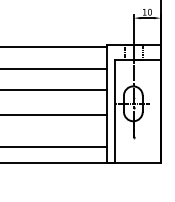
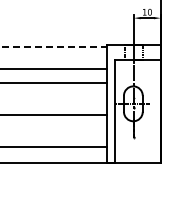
line: solid -> dashed (54, 47)
line position: (54, 90) -> (54, 83) (54, 83)
